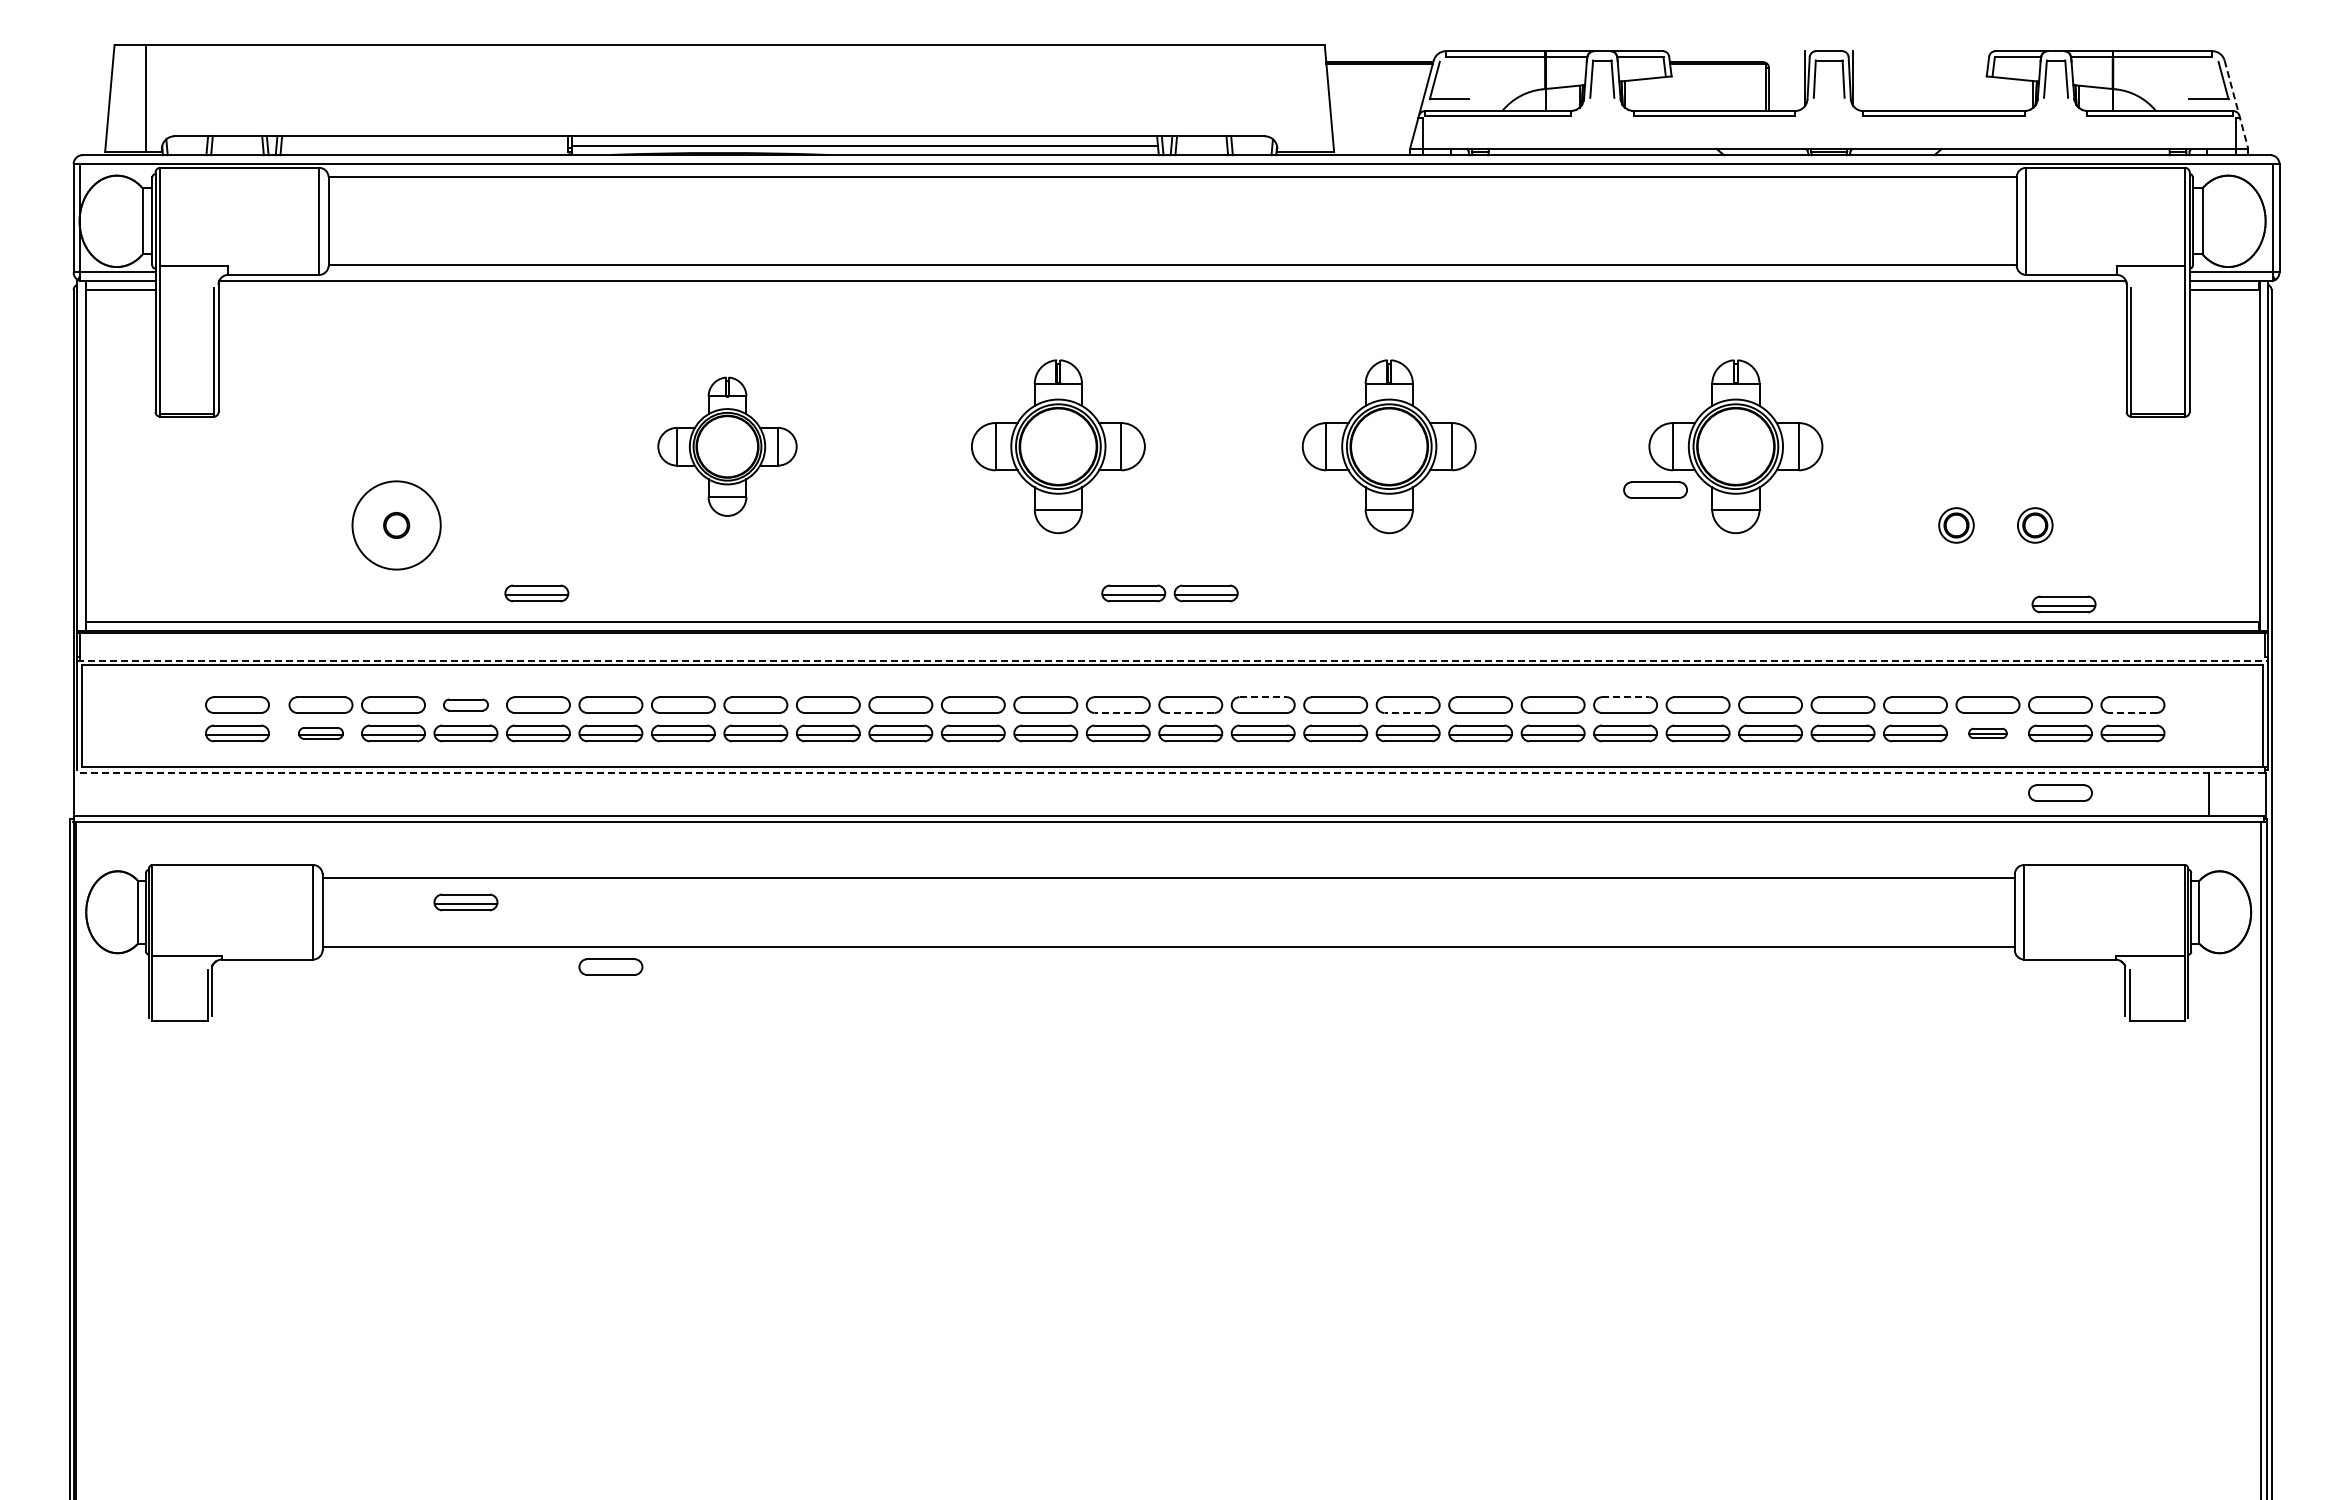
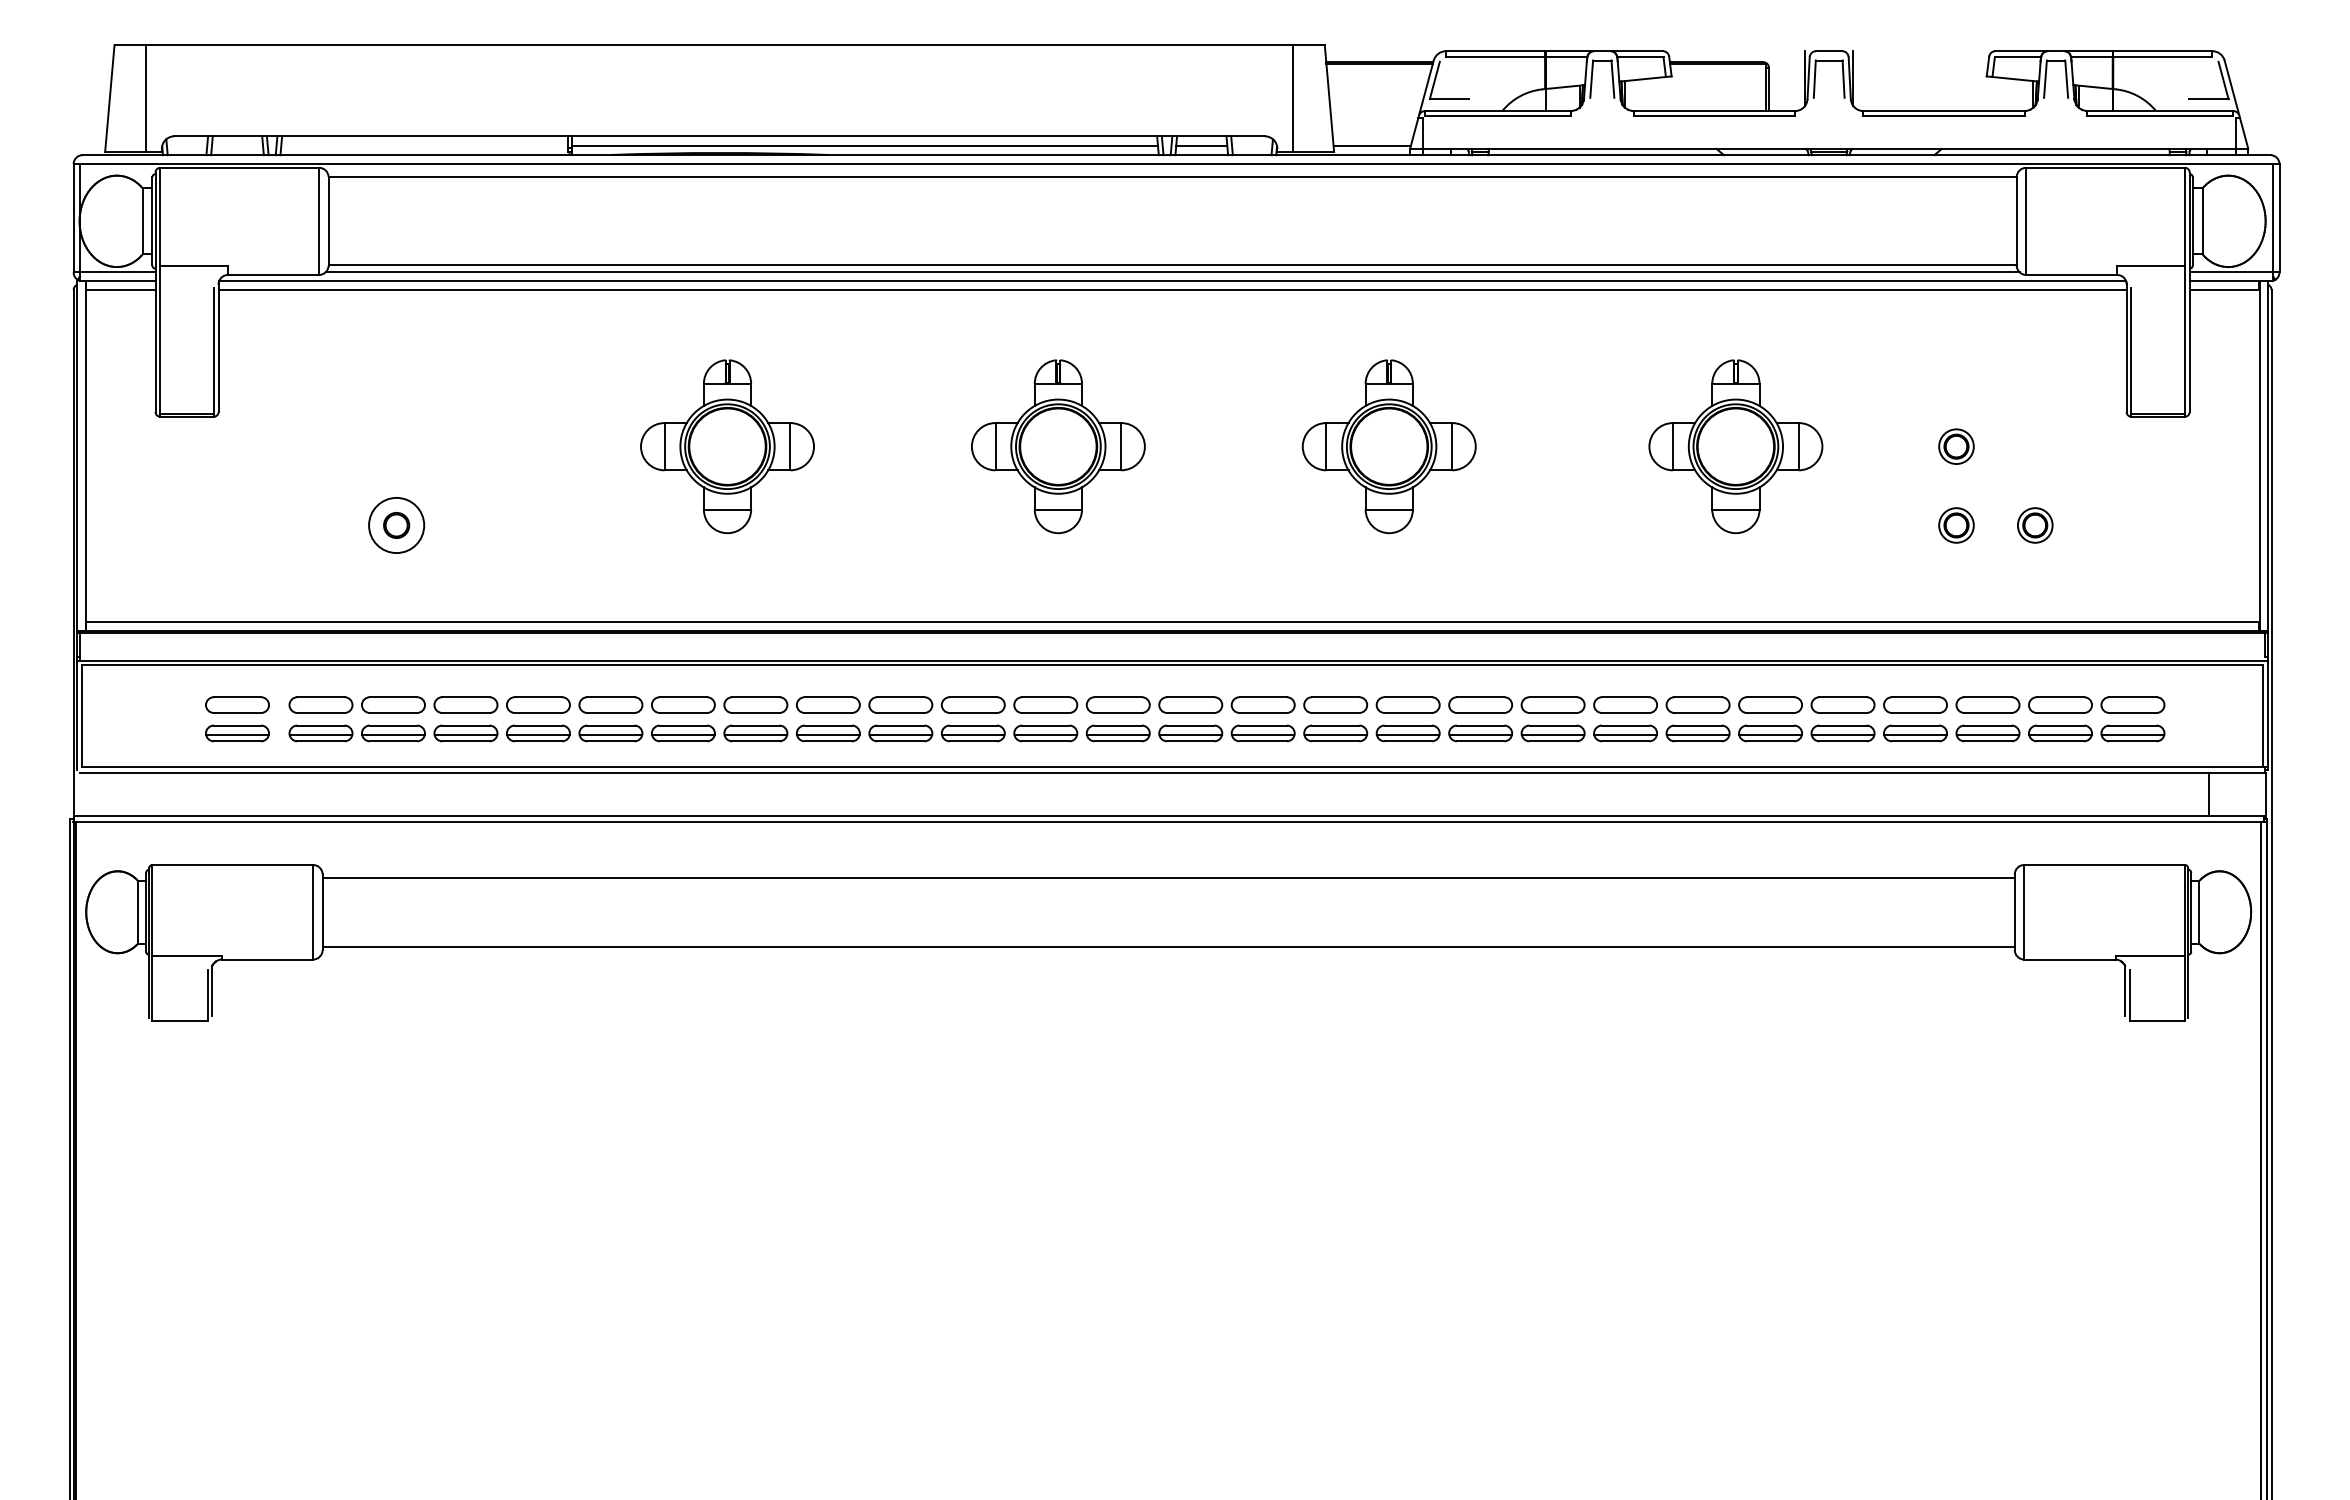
line: none -> present (1293, 98)
line: dashed -> solid (2236, 104)
line: none -> present (1201, 145)
line: none -> present (1371, 145)
line: none -> present (1172, 272)
line: none -> present (1172, 290)
part size: 141x141 px -> 175x176 px (727, 446)
part: none -> present (1956, 446)
part: present -> none (1655, 489)
circle diameter: 88 px -> 55 px (396, 525)
part: present -> none (536, 593)
part: present -> none (1169, 593)
part: present -> none (2063, 604)
line: dashed -> solid (1172, 660)
line: dashed -> solid (1263, 697)
line: dashed -> solid (1625, 697)
part size: 46x14 px -> 66x18 px (465, 704)
line: dashed -> solid (1118, 712)
line: dashed -> solid (1190, 712)
line: dashed -> solid (1408, 712)
line: dashed -> solid (2132, 712)
part size: 40x12 px -> 66x19 px (1987, 733)
part size: 46x13 px -> 66x19 px (320, 733)
line: dashed -> solid (1172, 772)
part: present -> none (2060, 792)
part: present -> none (465, 902)
part: present -> none (610, 966)
